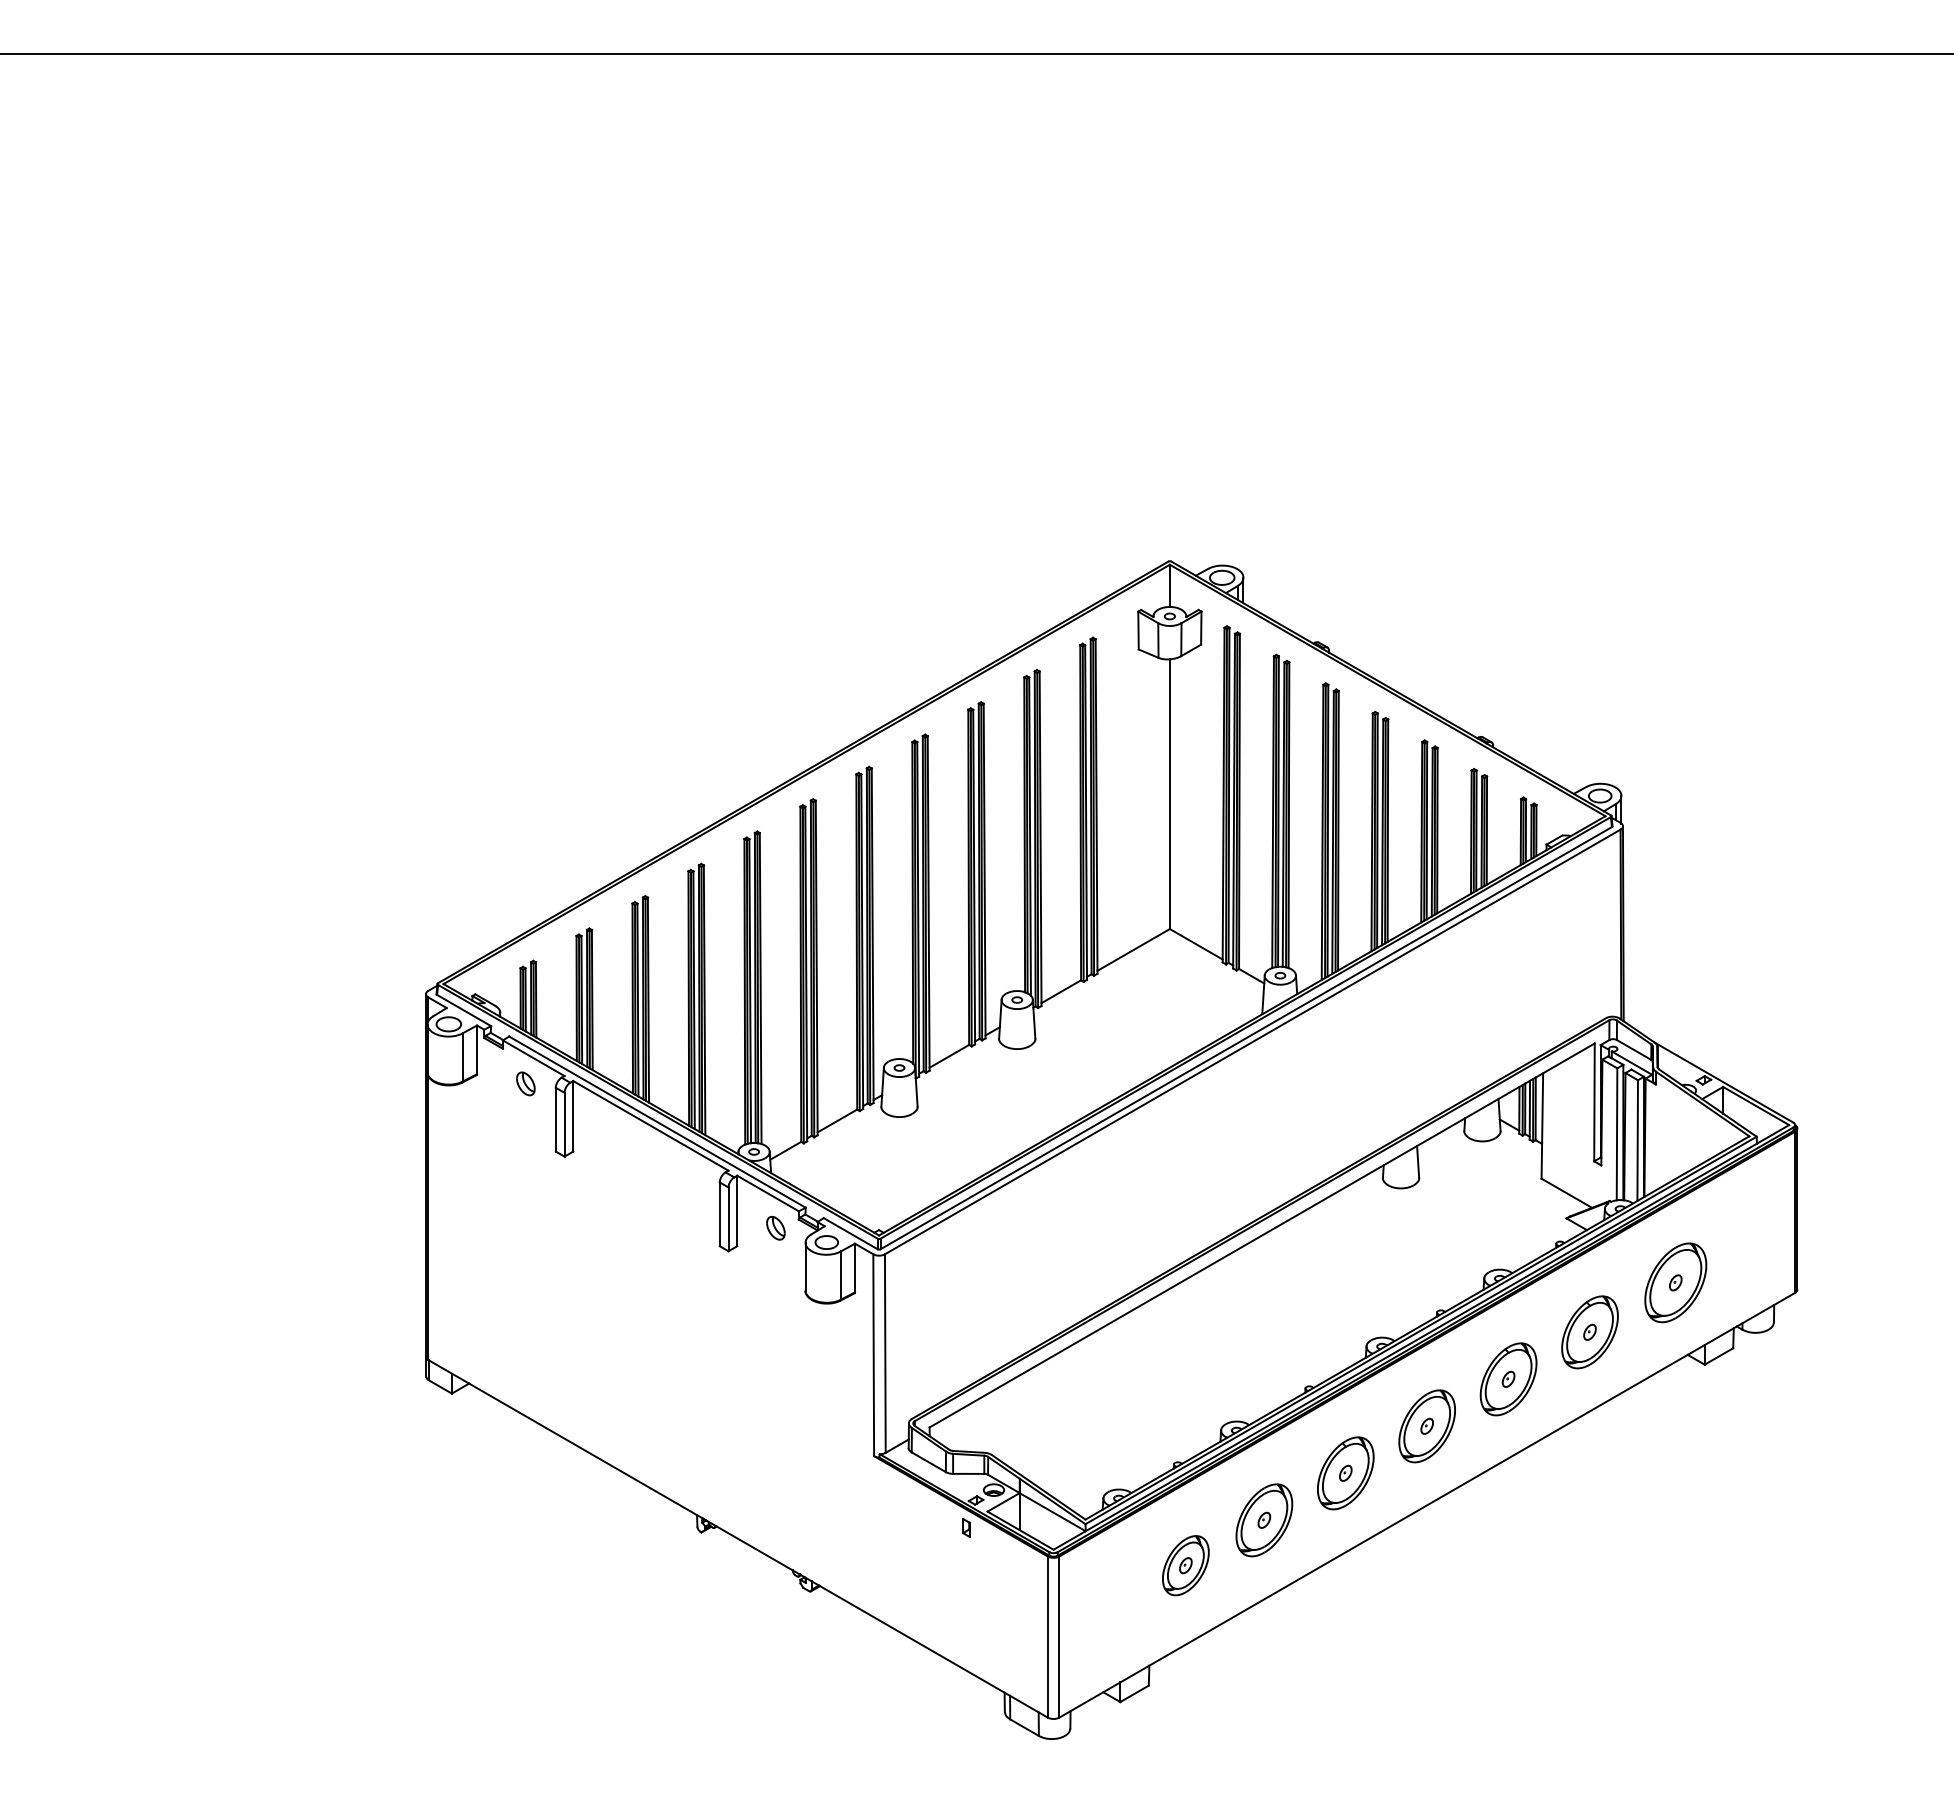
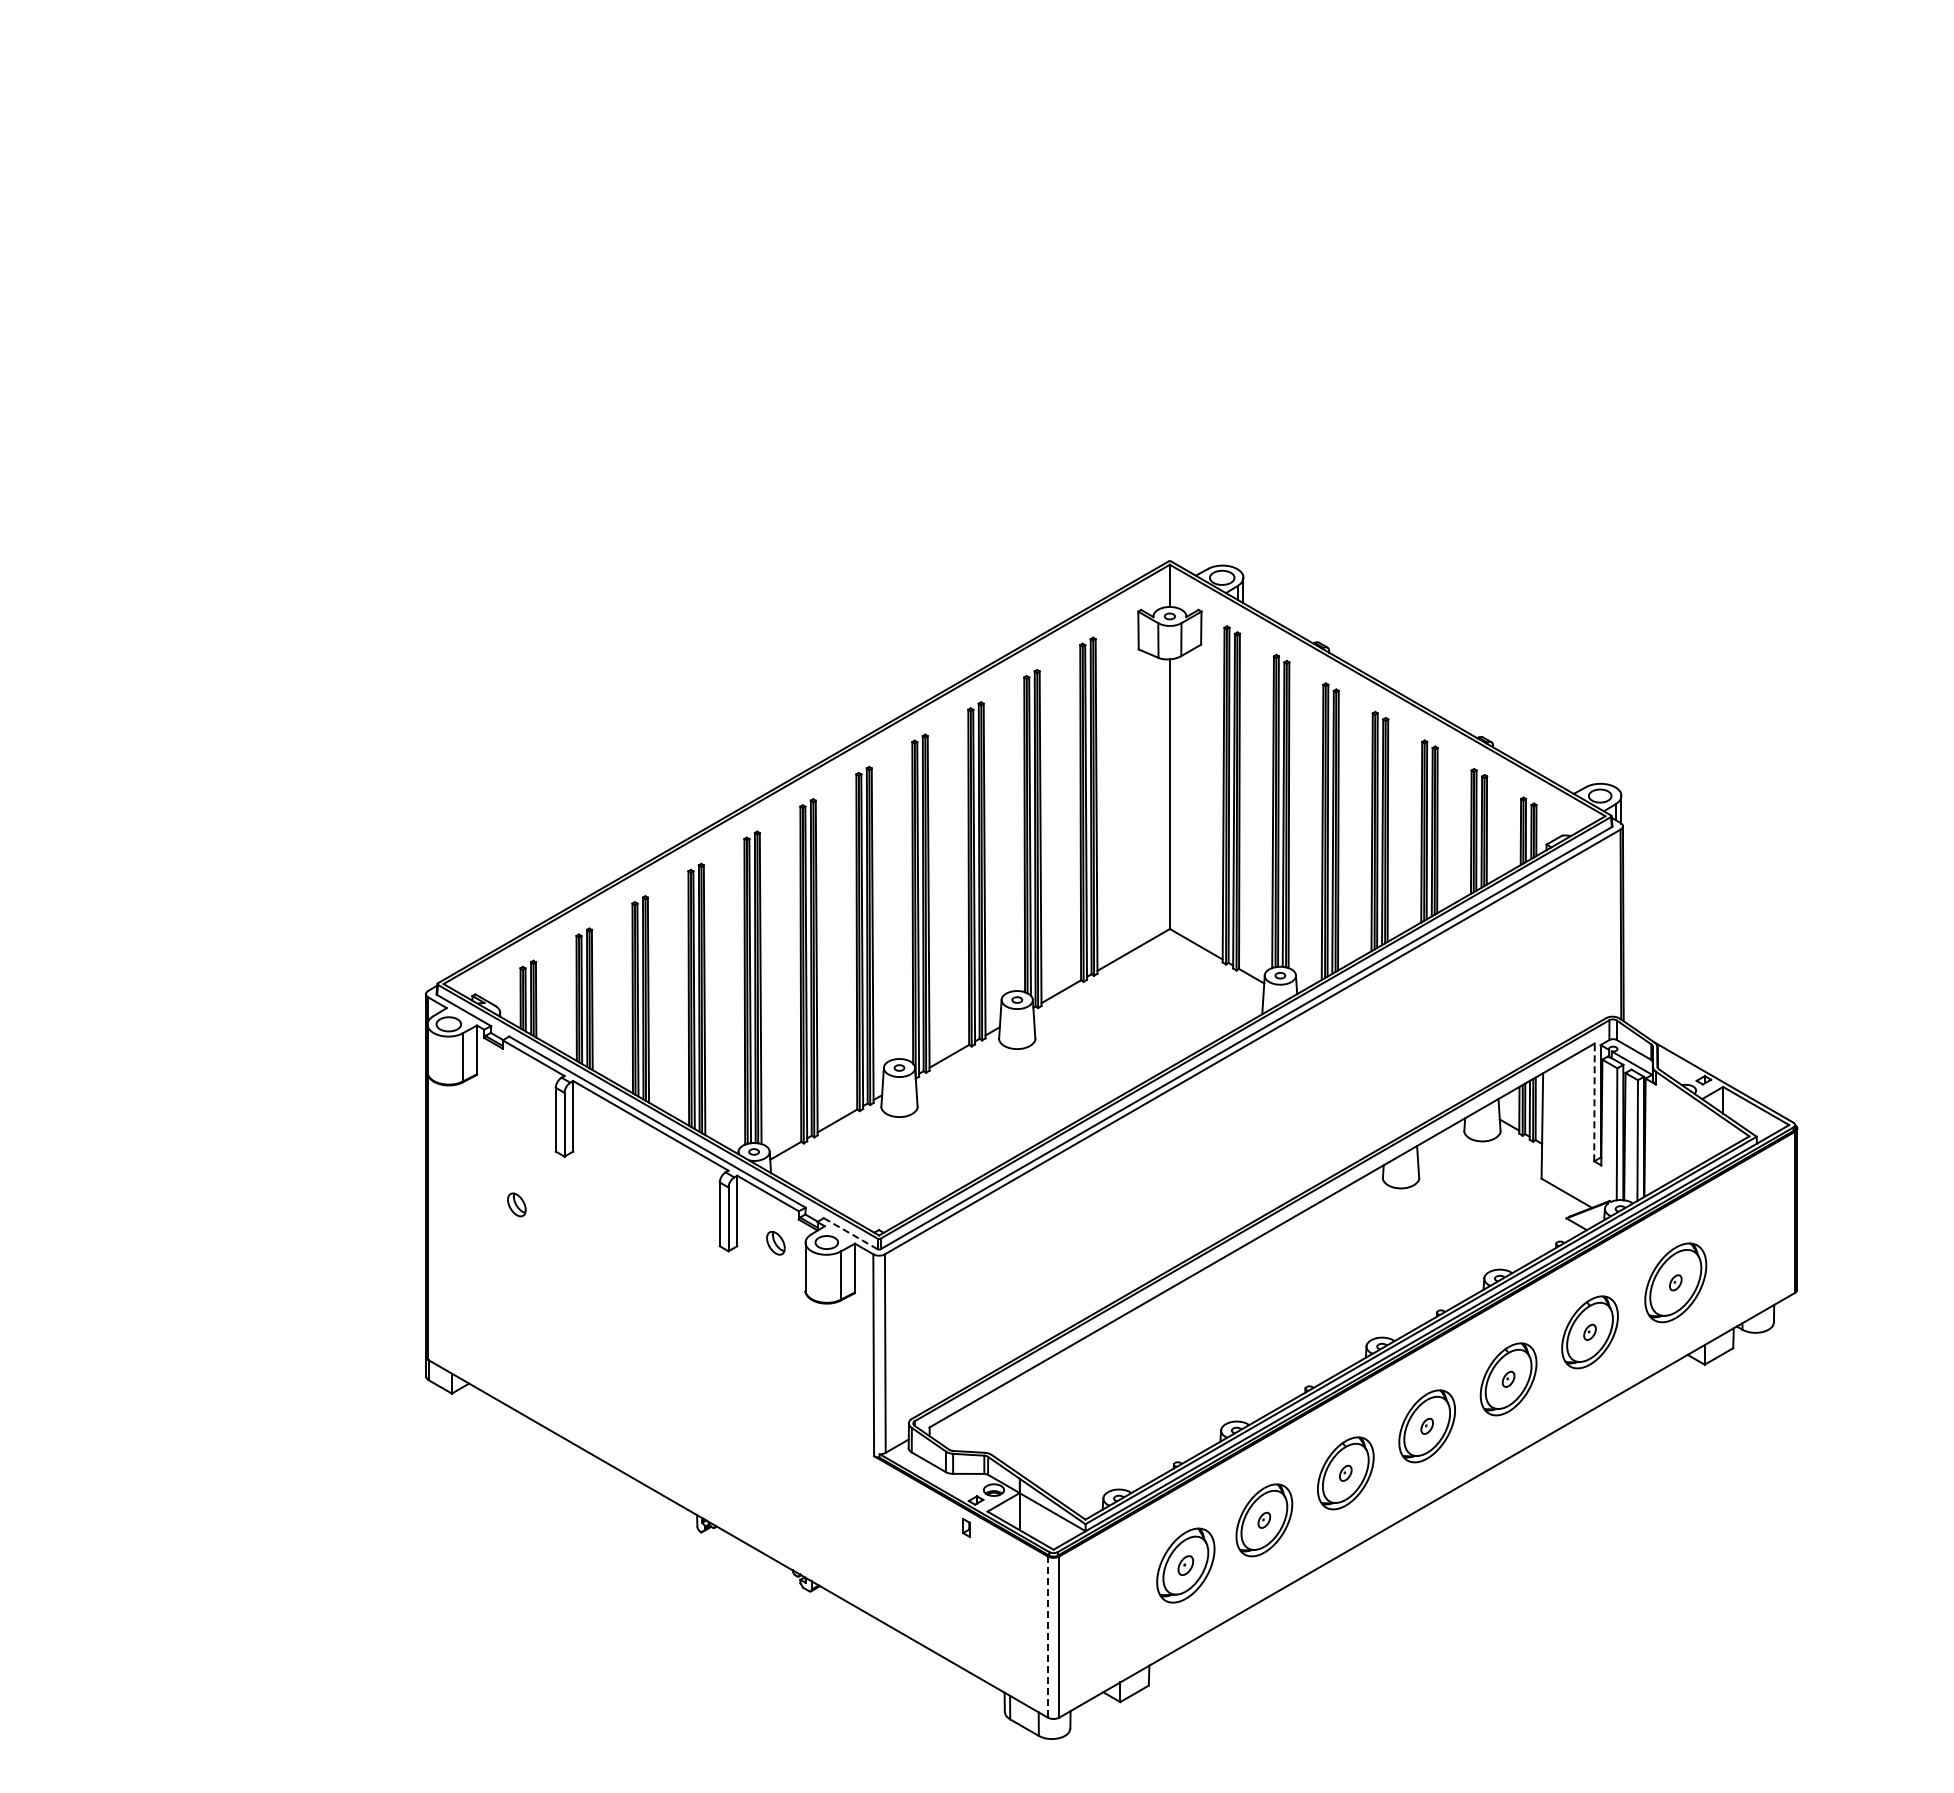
line: present -> none (976, 53)
part position: (525, 1083) -> (516, 1204) (516, 1204)
line: solid -> dashed (1594, 1102)
part position: (775, 1228) -> (775, 1243) (775, 1243)
line: solid -> dashed (850, 1233)
part size: 48x62 px -> 60x77 px (1185, 1565)
line: solid -> dashed (1047, 1637)
